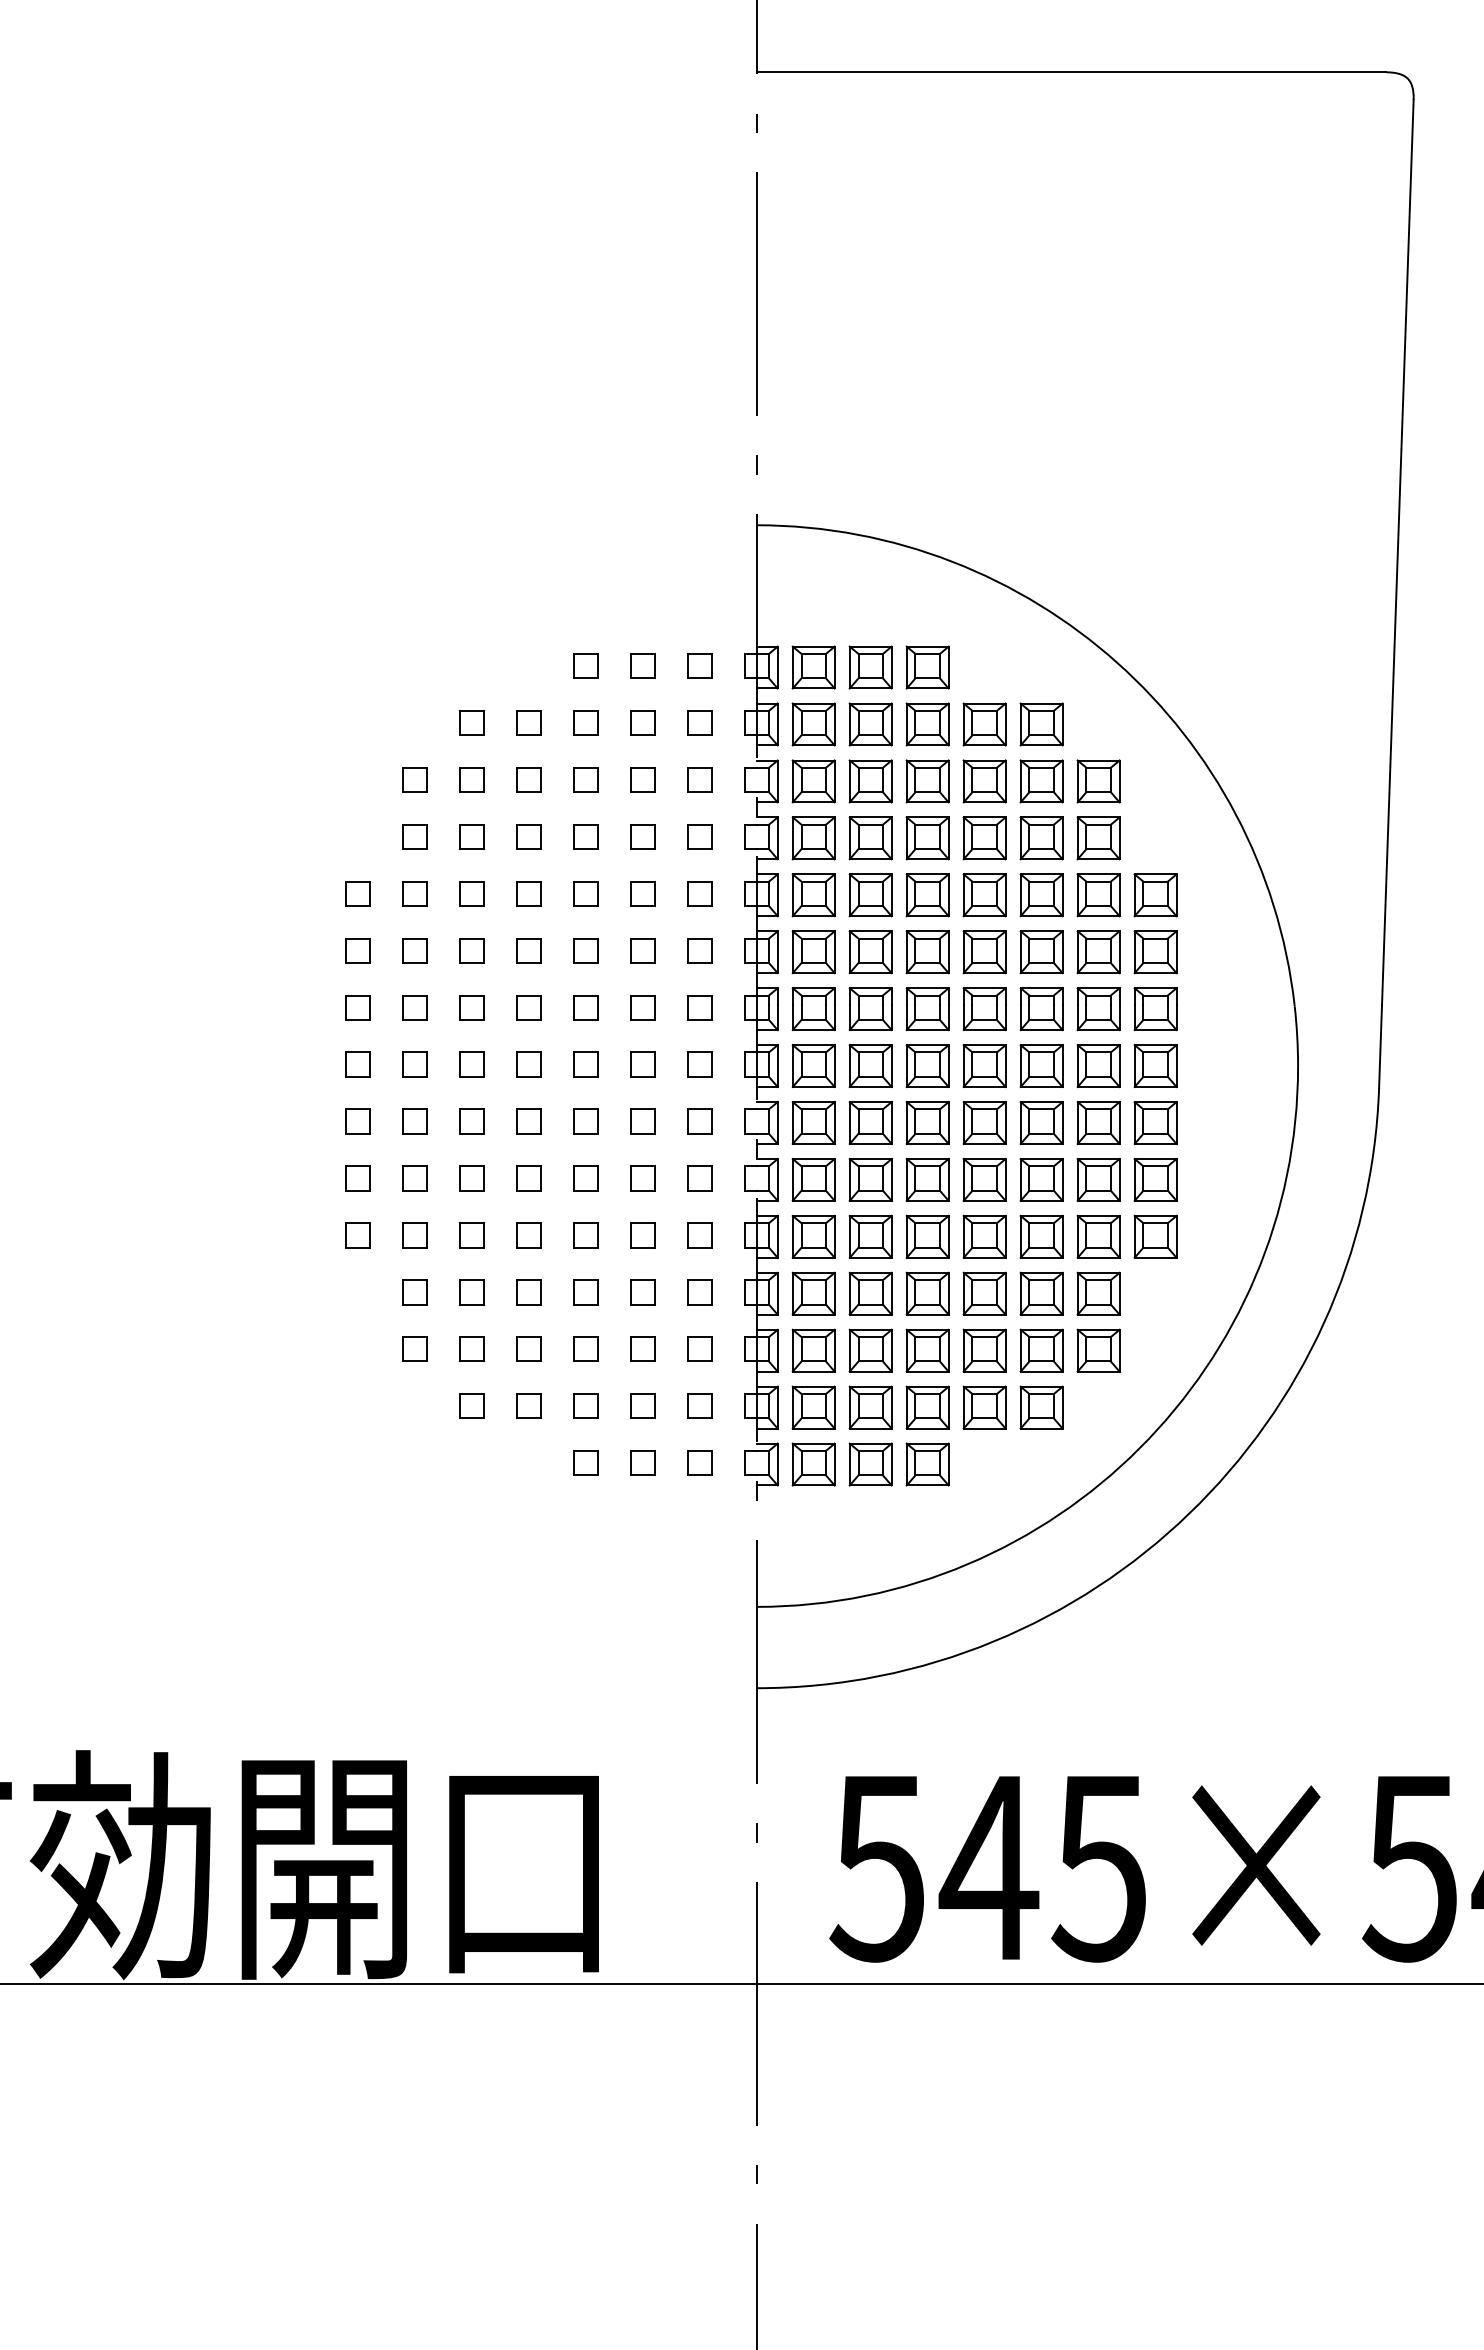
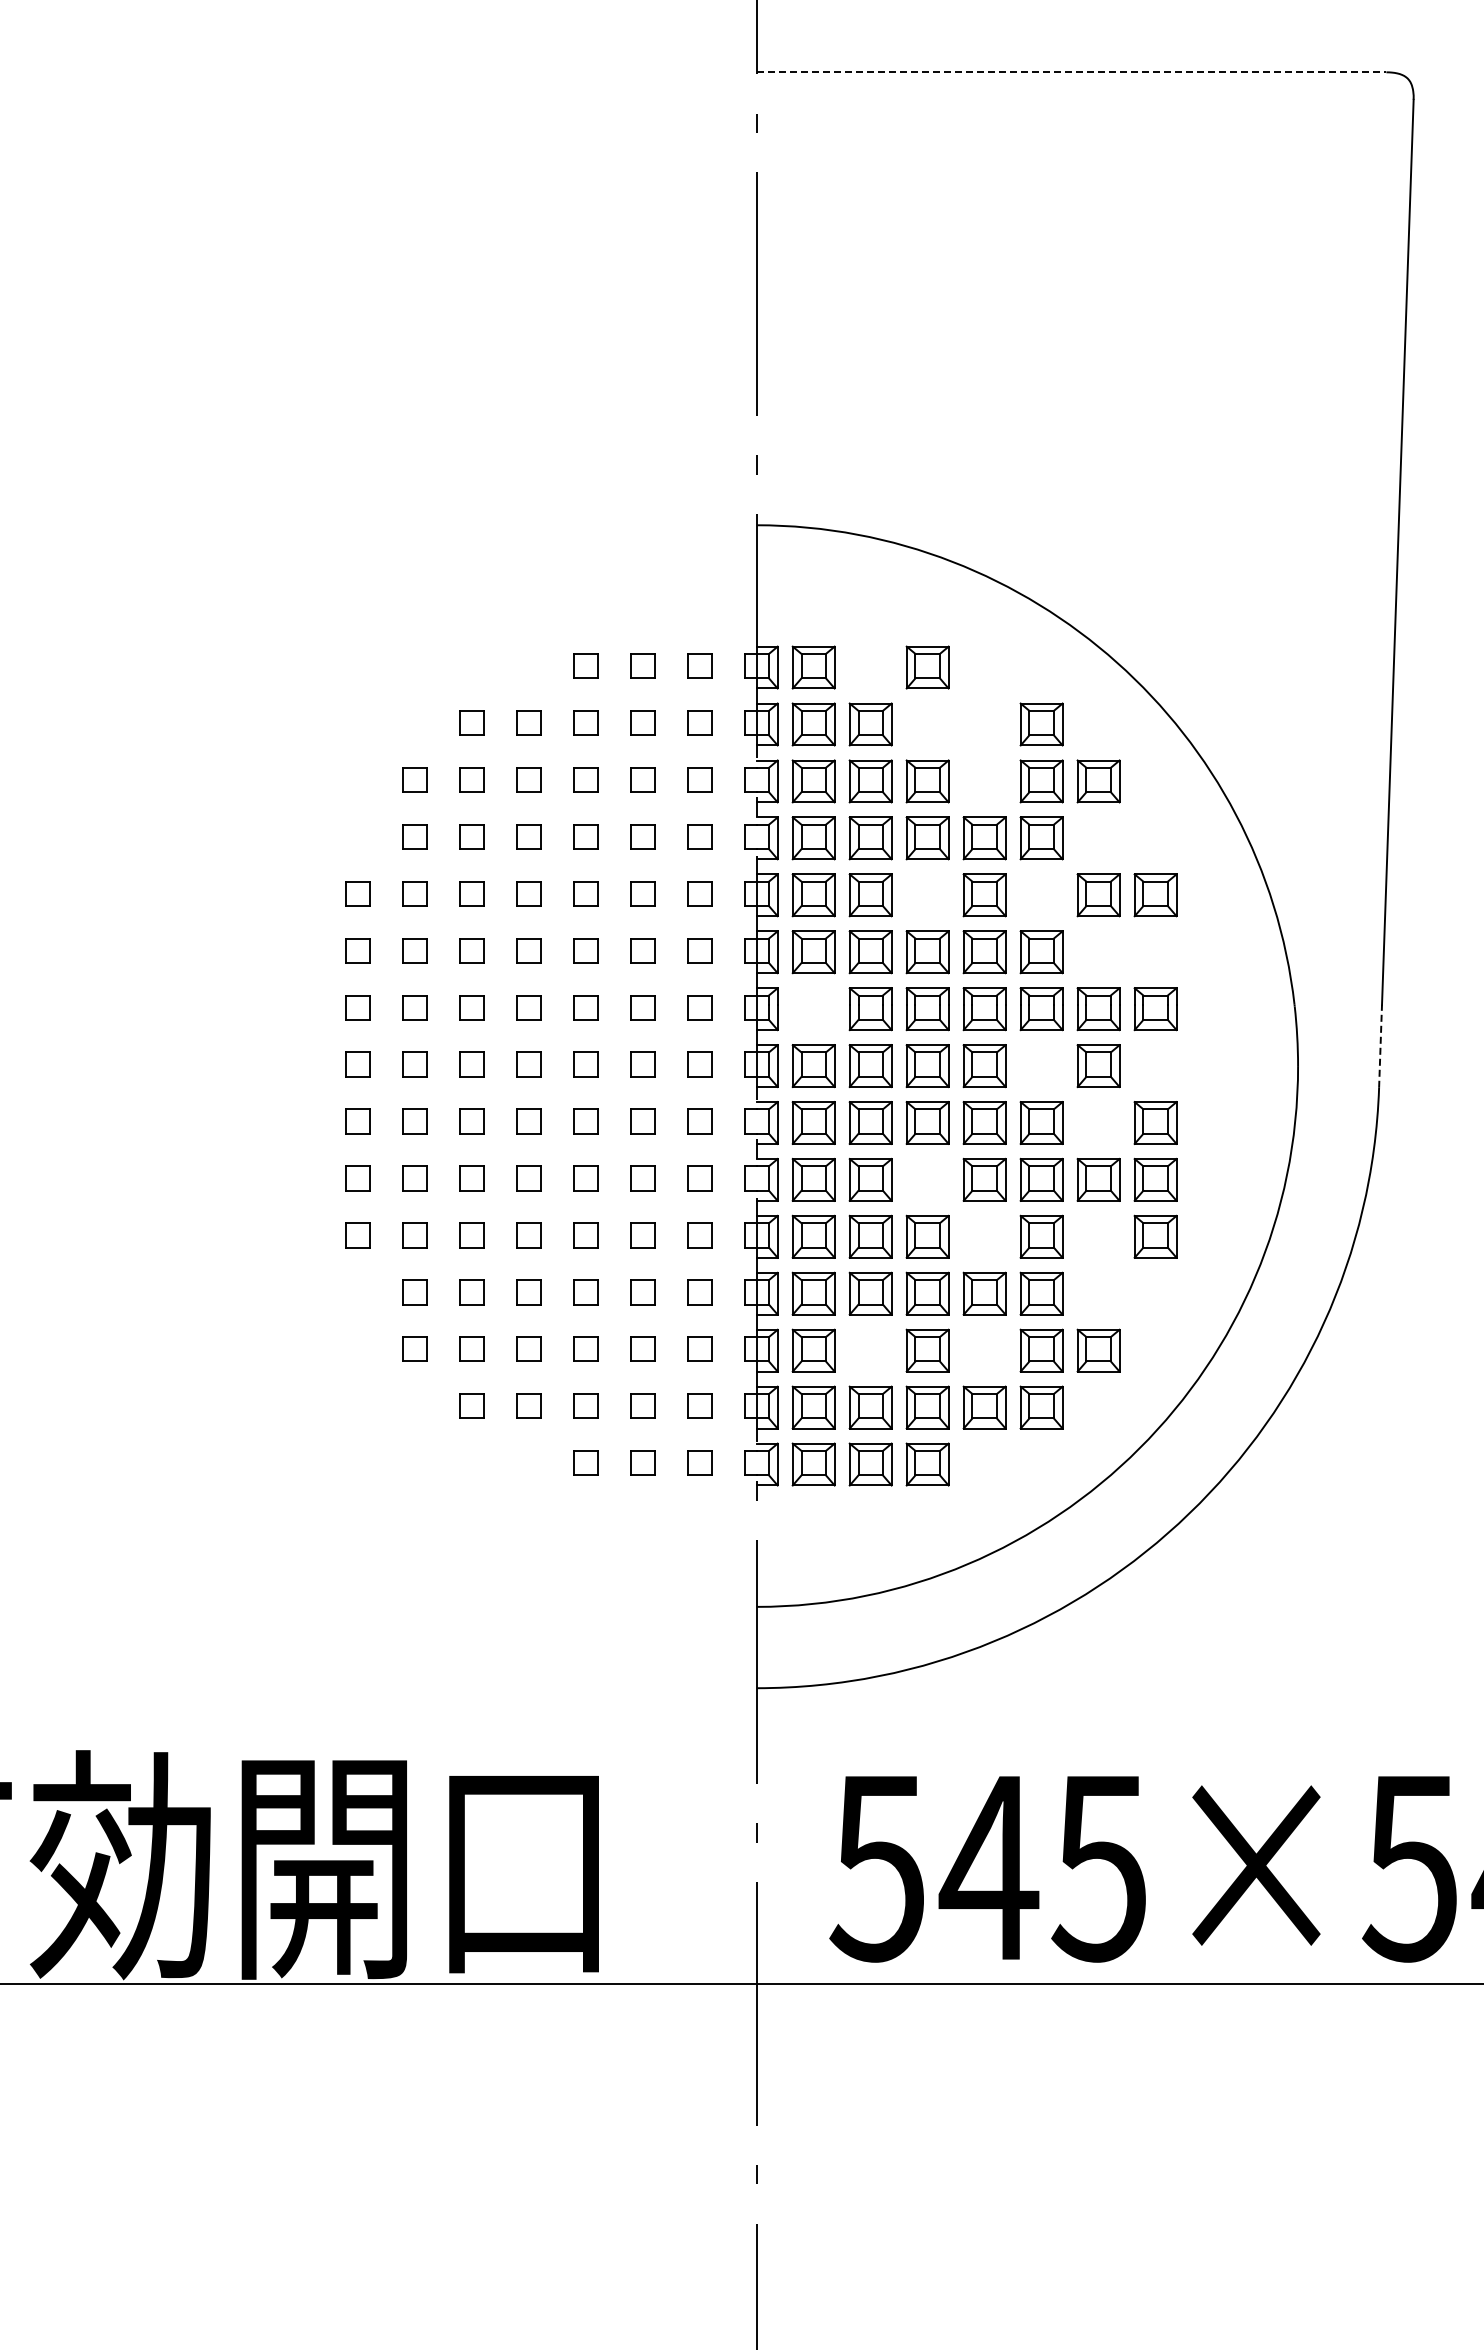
line: solid -> dashed (1071, 72)
part: present -> none (870, 667)
part: present -> none (927, 724)
part: present -> none (984, 724)
part: present -> none (984, 781)
part: present -> none (1098, 838)
part: present -> none (927, 895)
part: present -> none (1041, 895)
part: present -> none (1098, 952)
part: present -> none (1155, 952)
part: present -> none (813, 1009)
line: solid -> dashed (1380, 1046)
part: present -> none (1041, 1065)
part: present -> none (1155, 1065)
part: present -> none (1098, 1122)
part: present -> none (927, 1179)
part: present -> none (984, 1236)
part: present -> none (1098, 1236)
part: present -> none (1098, 1293)
part: present -> none (870, 1350)
part: present -> none (984, 1350)
